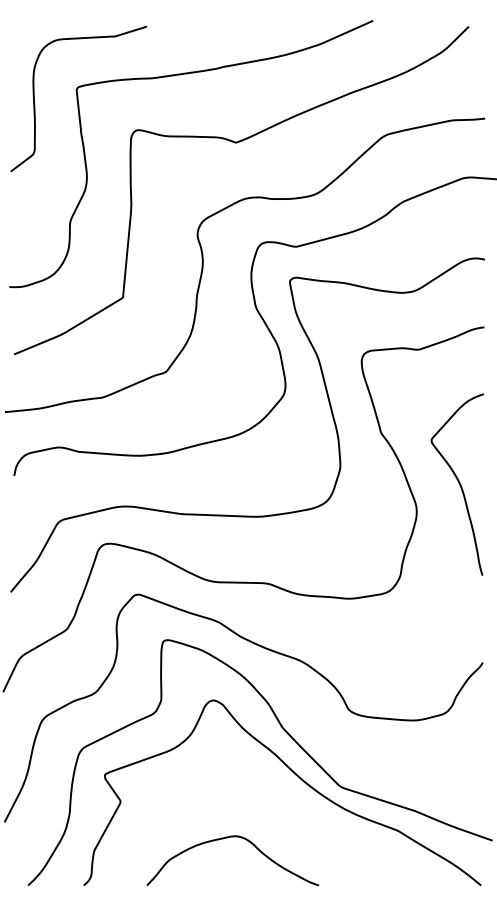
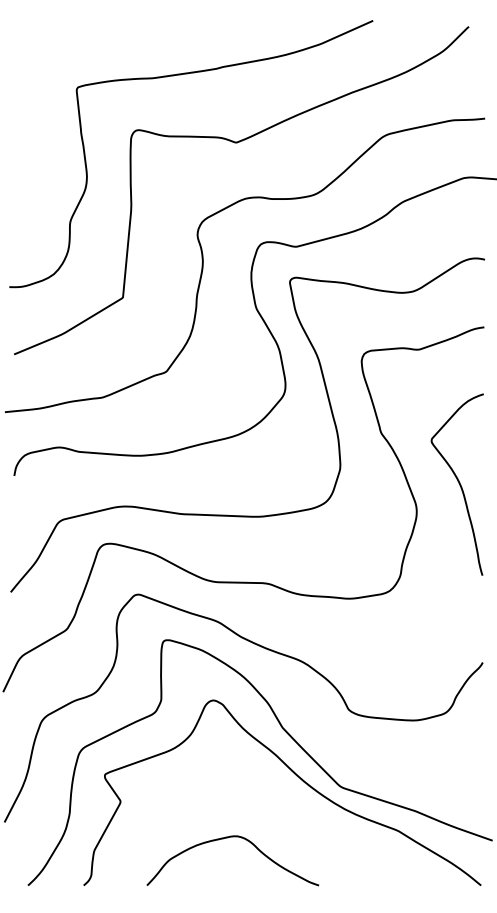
curve: present -> none (35, 104)
